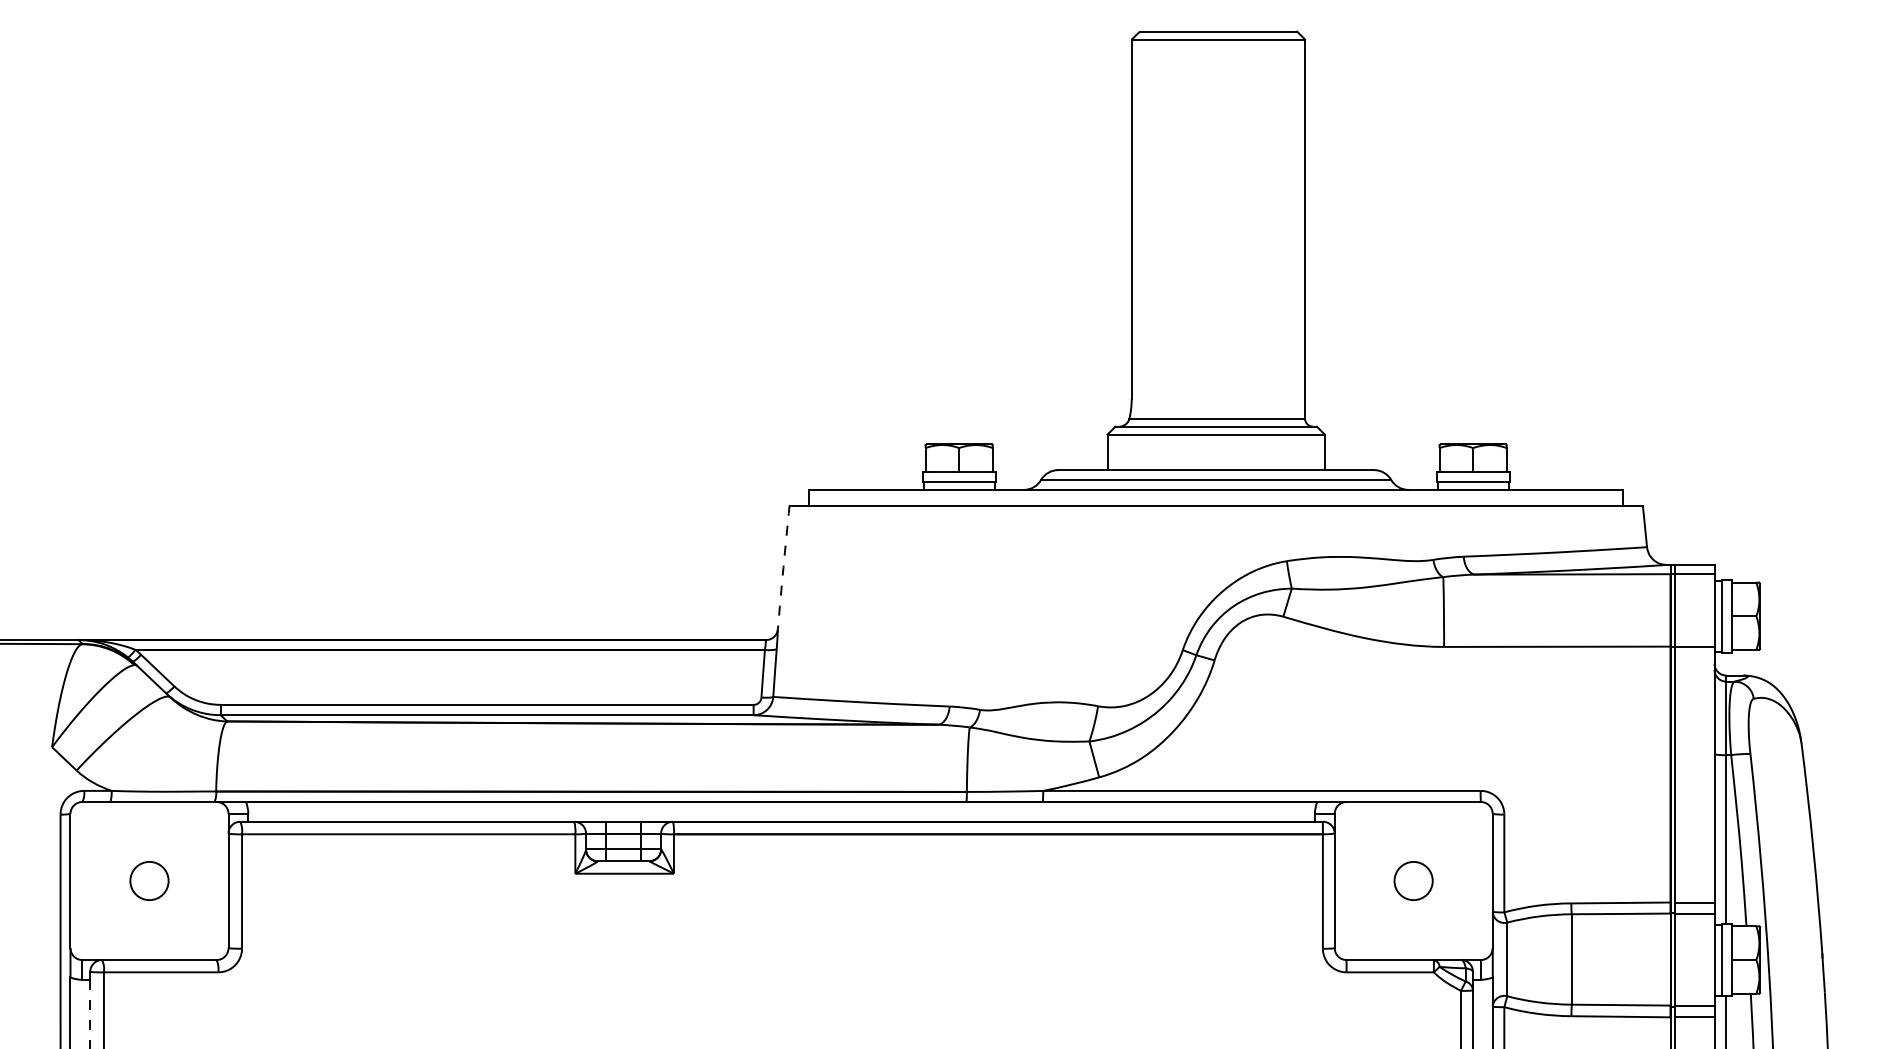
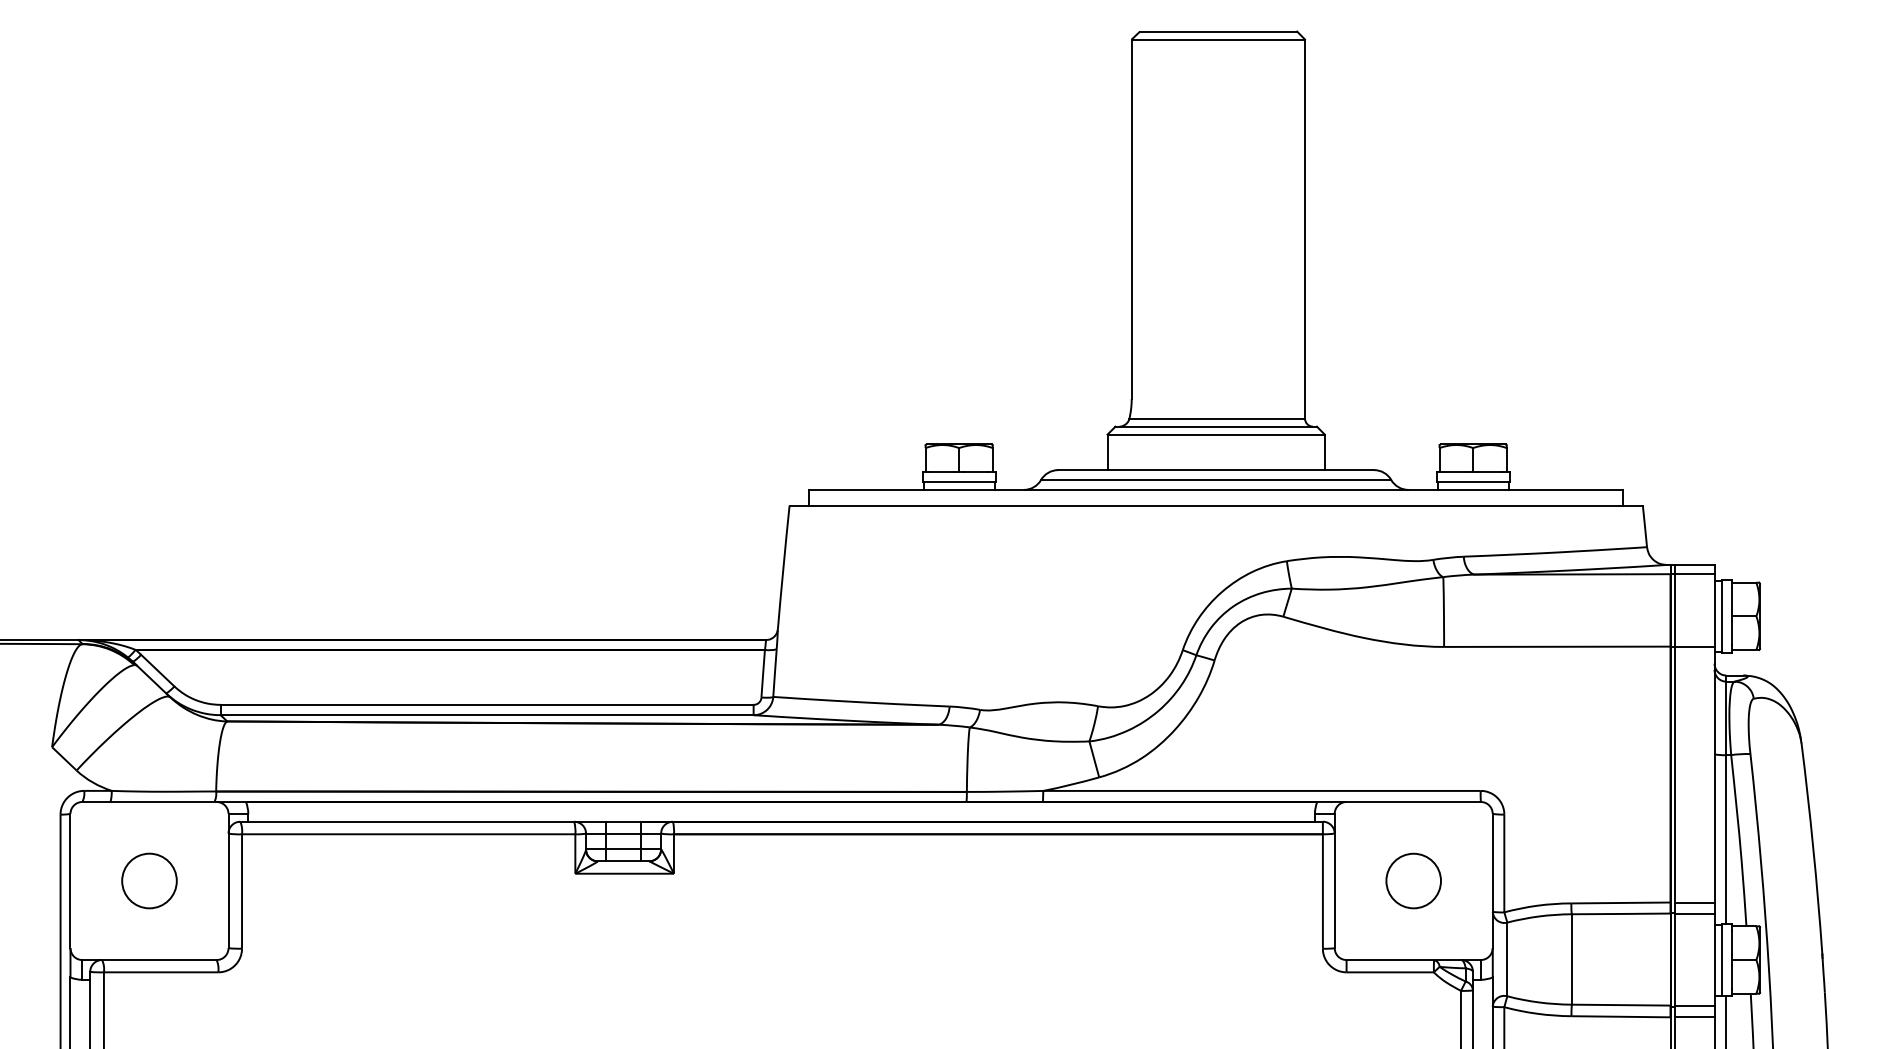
arc: dashed -> solid (783, 567)
circle diameter: 38 px -> 55 px (149, 880)
circle size: 41x40 px -> 57x58 px (1413, 880)
line: dashed -> solid (90, 1014)
